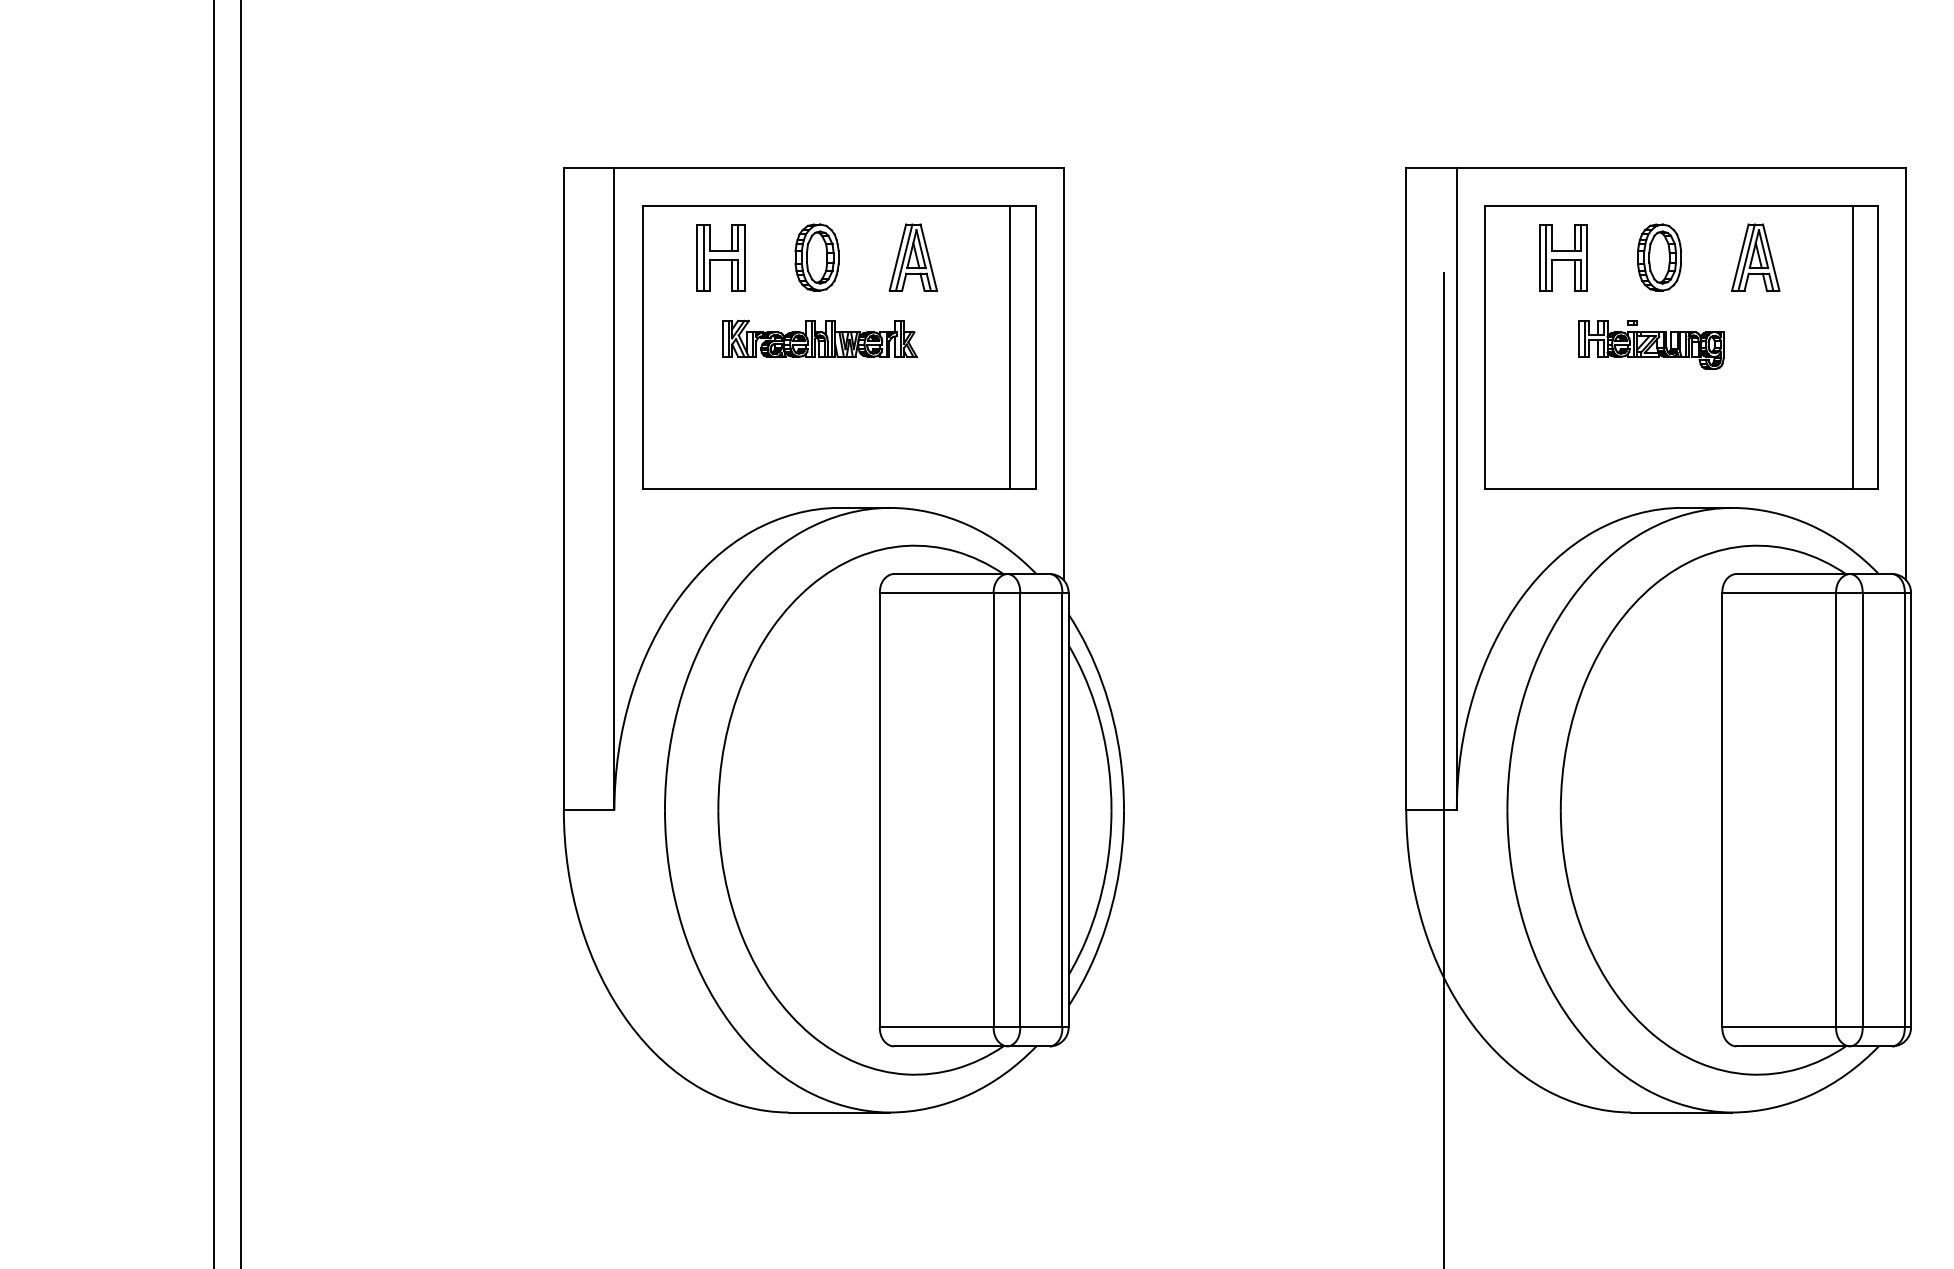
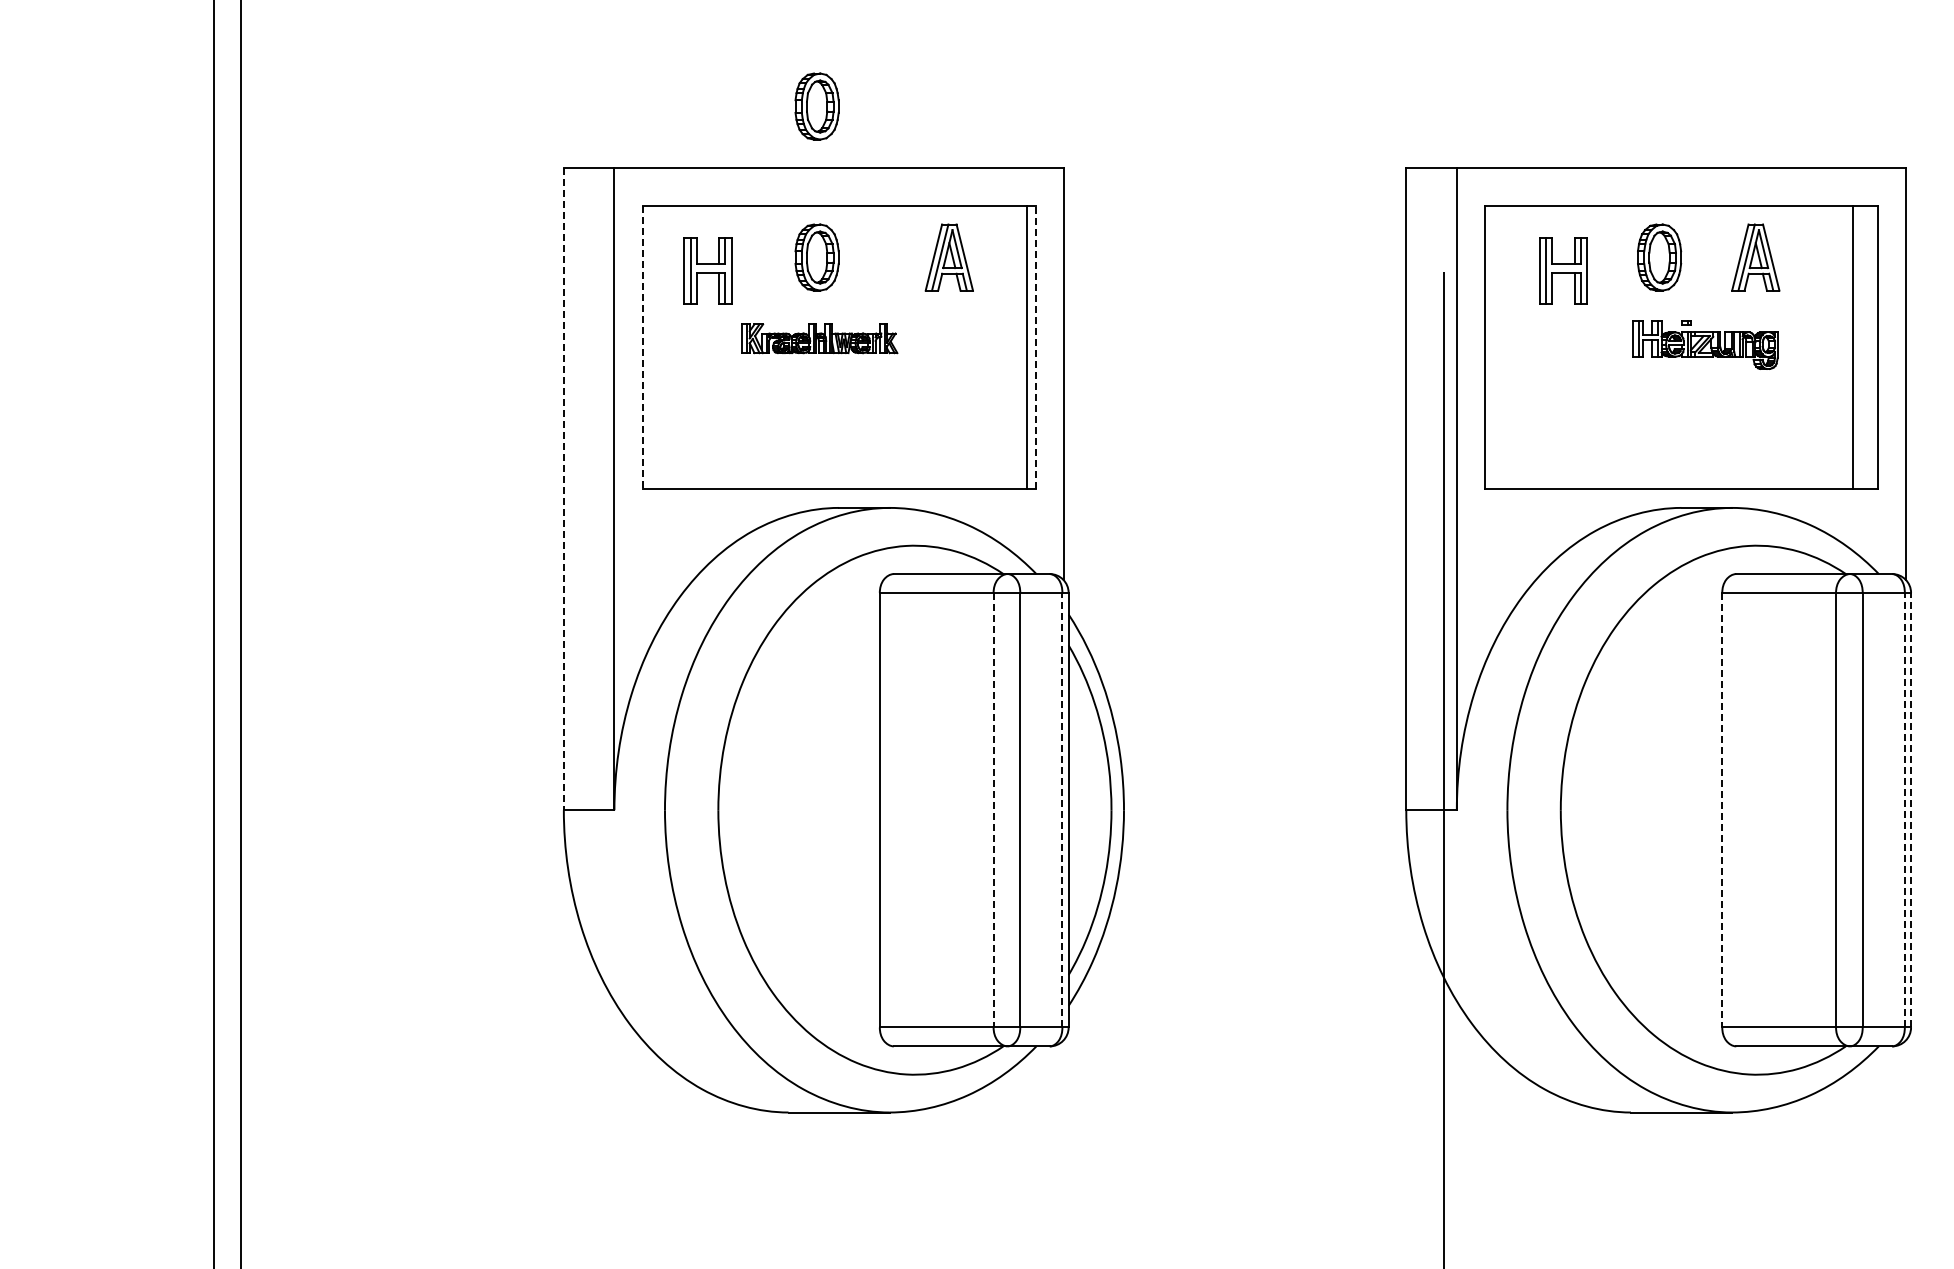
part: none -> present (816, 106)
part position: (720, 257) -> (707, 270) (707, 270)
part position: (912, 257) -> (948, 257) (948, 257)
part position: (1563, 257) -> (1563, 270) (1563, 270)
part size: 196x39 px -> 158x32 px (819, 338)
part position: (1651, 344) -> (1705, 344) (1705, 344)
line: solid -> dashed (642, 347)
line position: (1010, 347) -> (1027, 347) (1027, 347)
line: solid -> dashed (1035, 347)
line: solid -> dashed (563, 489)
line: solid -> dashed (1062, 809)
line: solid -> dashed (1904, 809)
line: solid -> dashed (1911, 809)
line: solid -> dashed (993, 810)
line: solid -> dashed (1722, 810)
